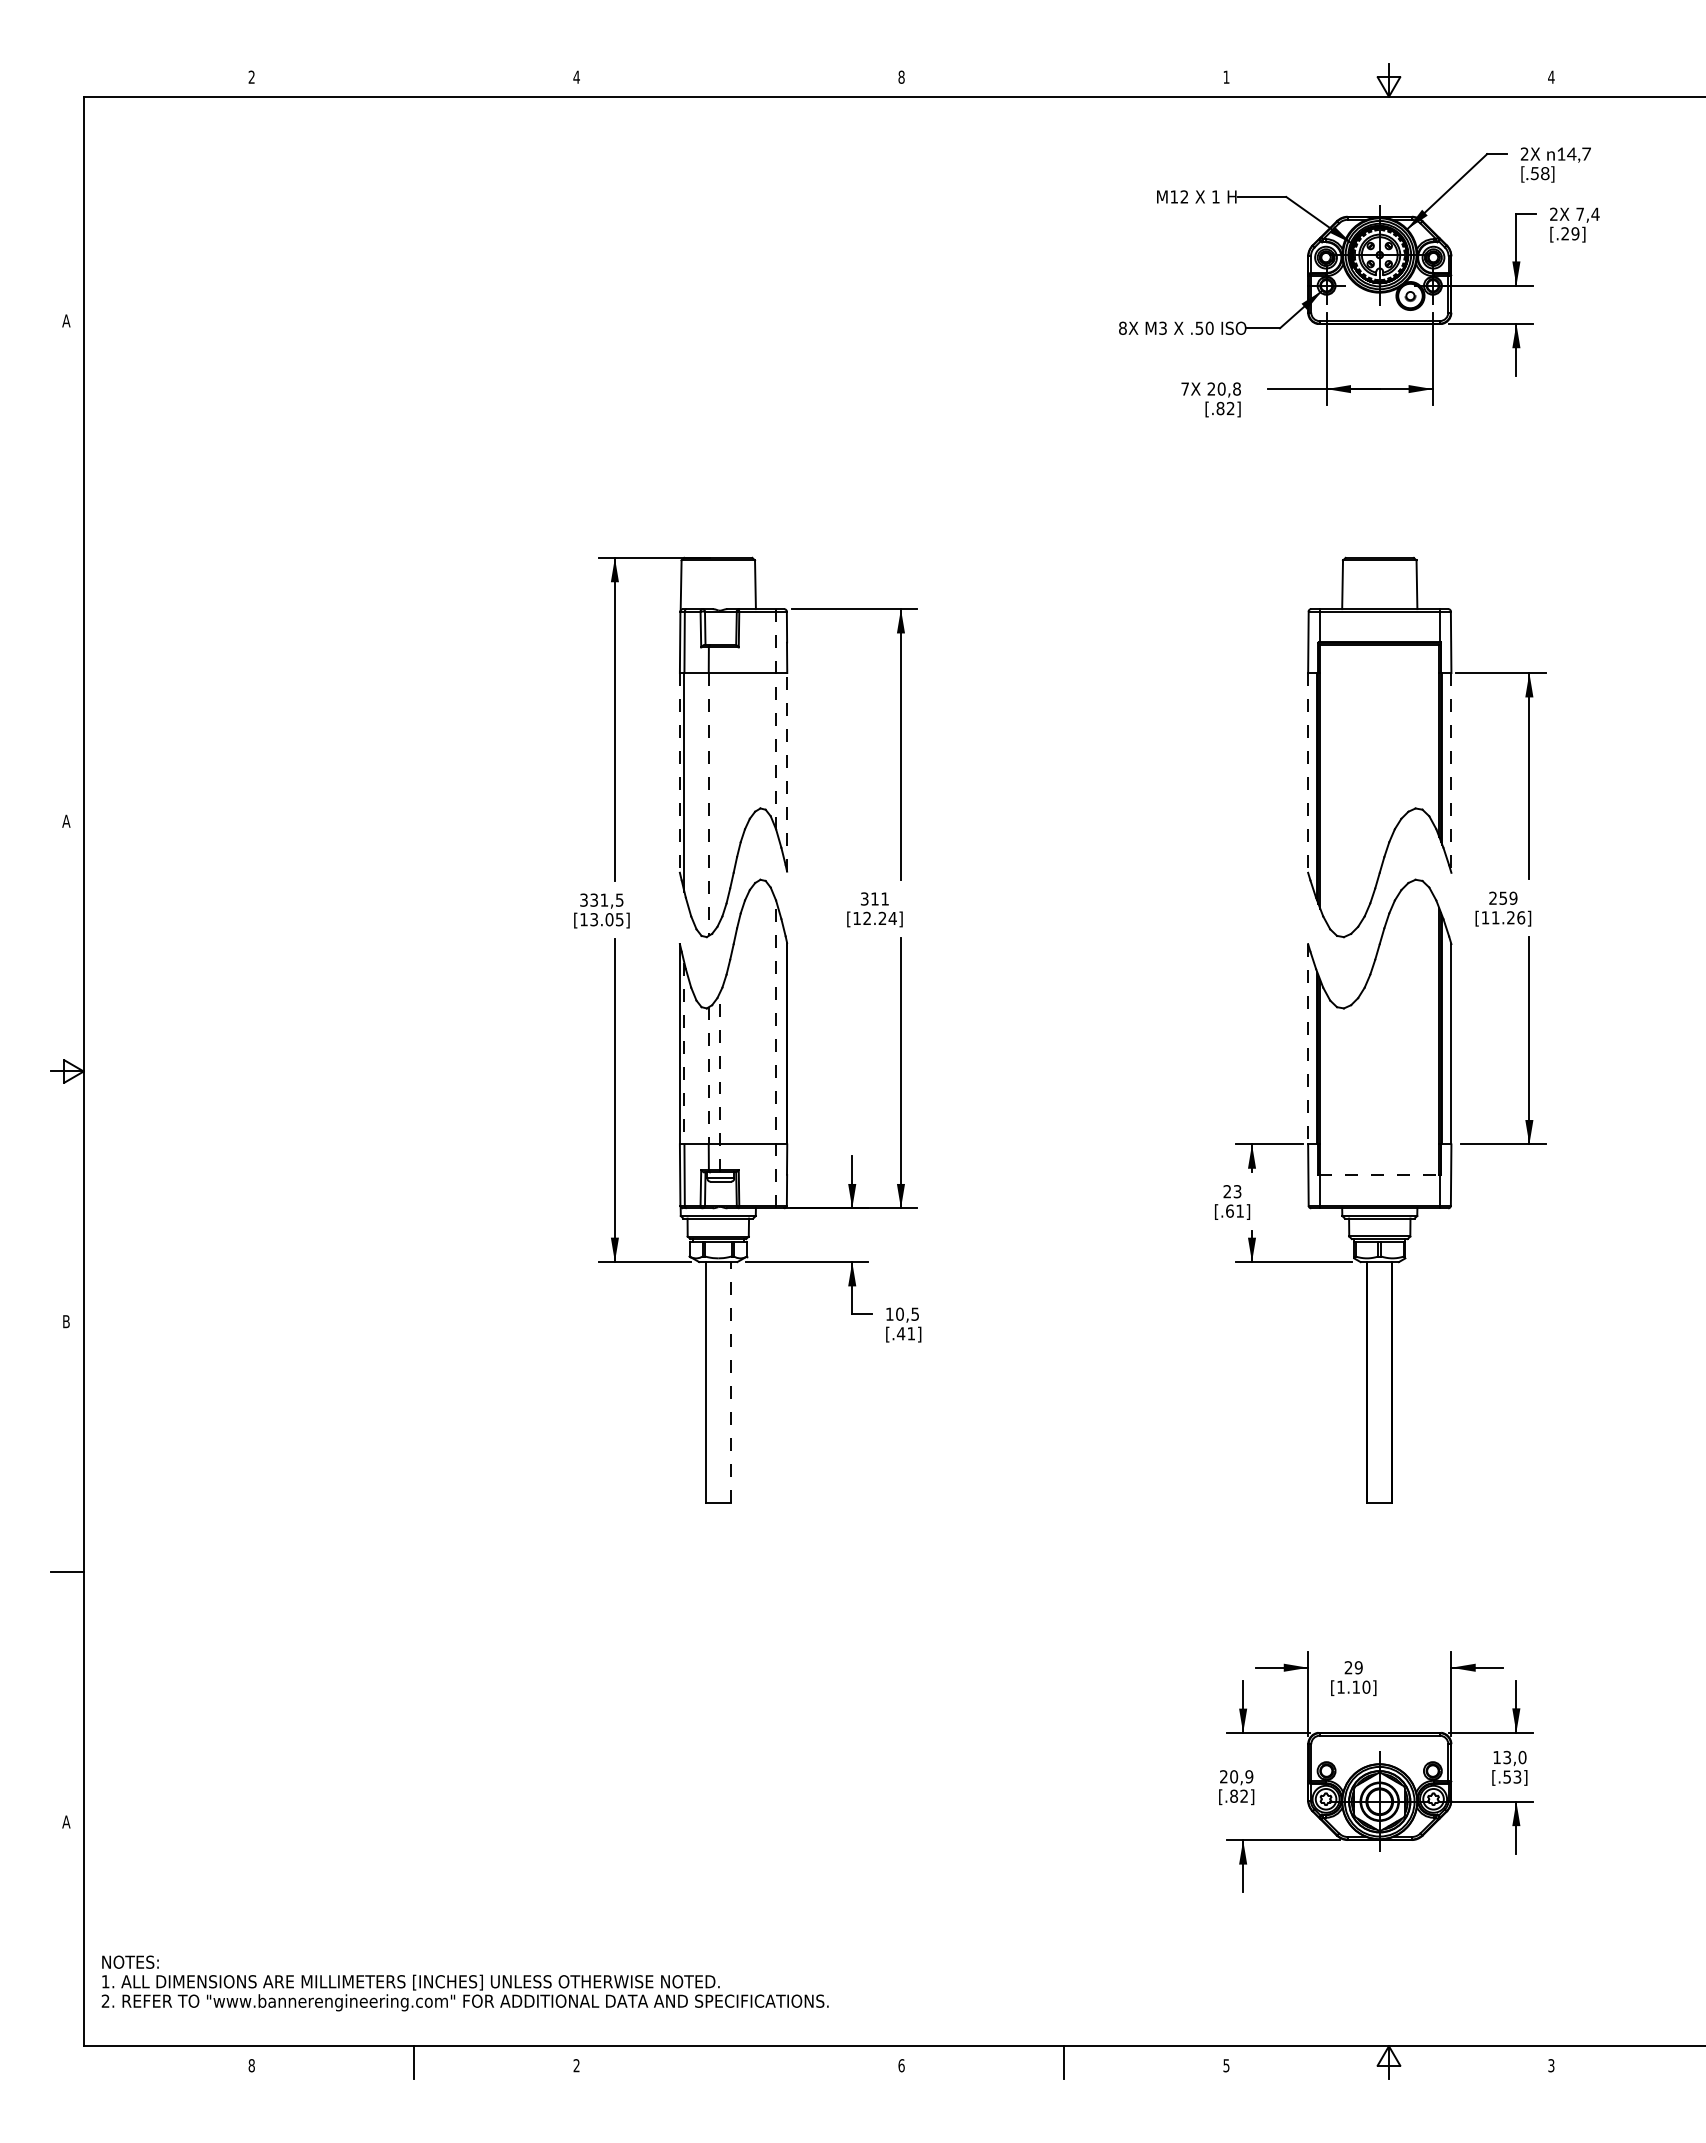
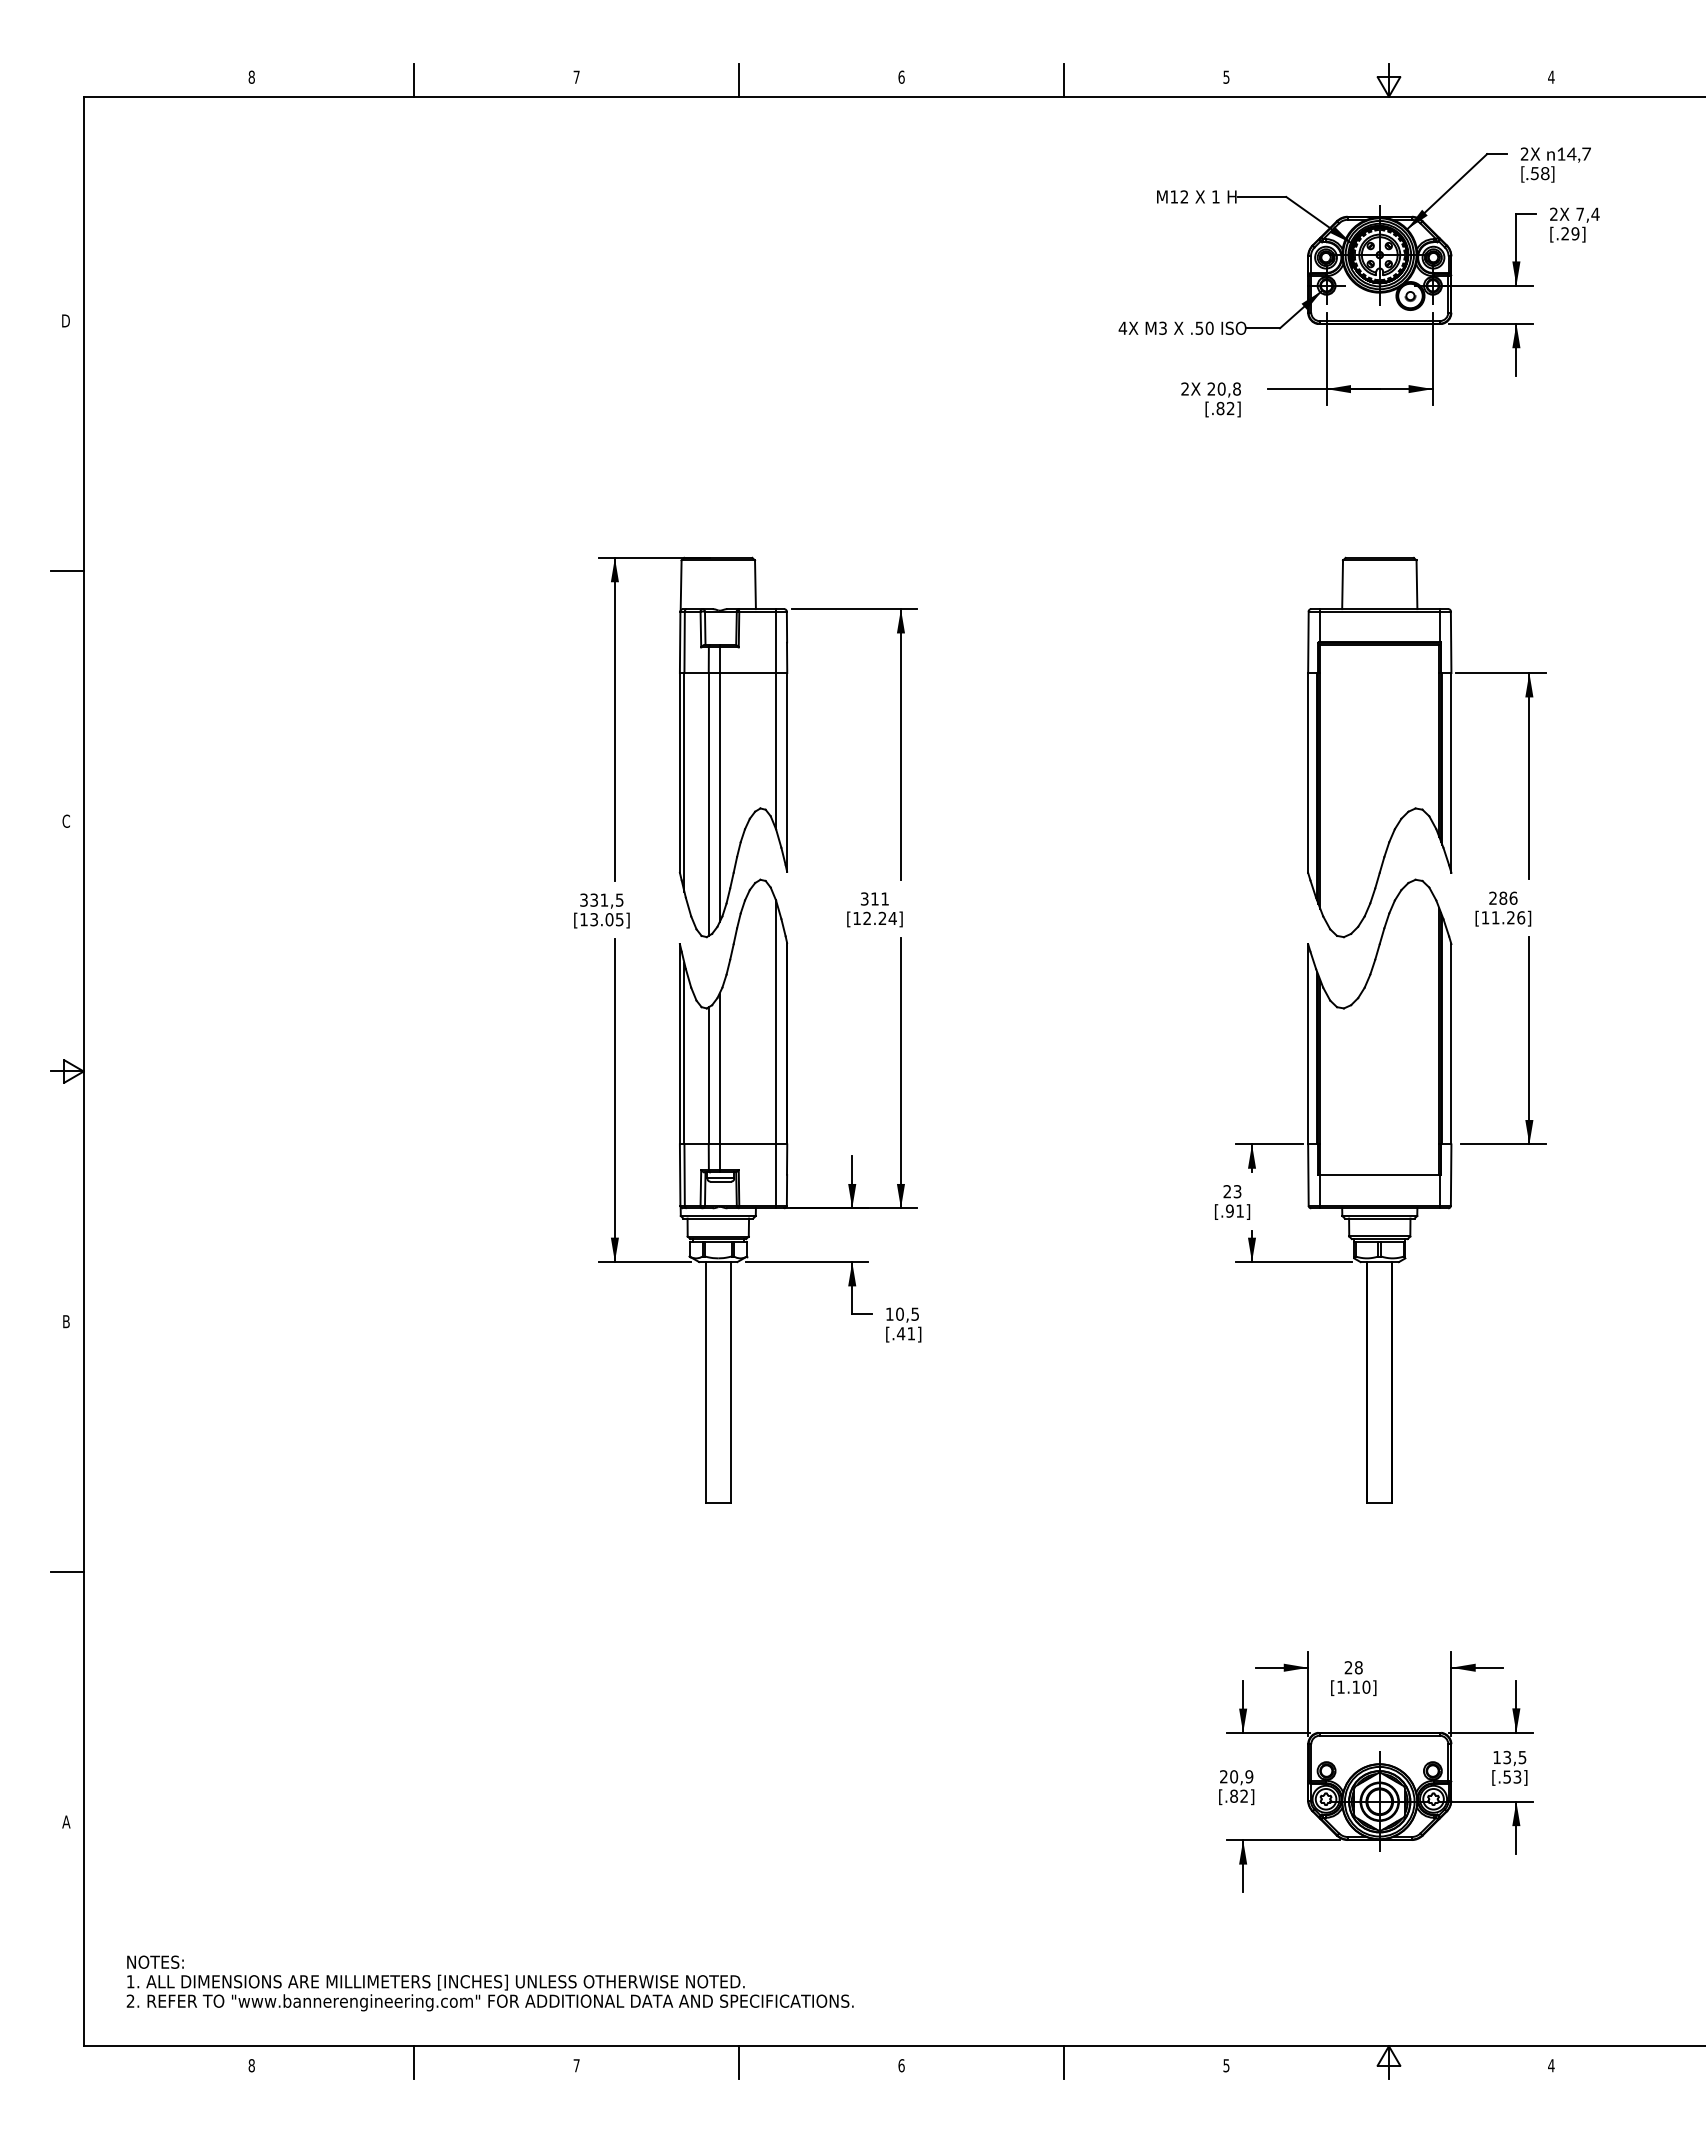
text: 2 -> 8 (251, 76)
text: 4 -> 7 (576, 76)
text: 8 -> 6 (901, 76)
text: 1 -> 5 (1226, 76)
line: none -> present (414, 80)
line: none -> present (739, 80)
line: none -> present (1064, 80)
text: A -> D (66, 320)
text: 8X -> 4X (1122, 327)
text: 7X -> 2X (1184, 388)
line: none -> present (67, 571)
line: dashed -> solid (775, 718)
line: dashed -> solid (787, 771)
line: dashed -> solid (679, 772)
line: dashed -> solid (1308, 772)
line: dashed -> solid (1451, 772)
line: none -> present (719, 783)
line: dashed -> solid (708, 804)
text: A -> C (66, 820)
text: 259 -> 286 (1508, 897)
line: dashed -> solid (1308, 1044)
line: dashed -> solid (684, 1053)
line: dashed -> solid (775, 1053)
line: dashed -> solid (708, 1075)
line: dashed -> solid (719, 1082)
line: dashed -> solid (1379, 1175)
text: [.61] -> [.91] (1229, 1210)
line: dashed -> solid (730, 1381)
text: 29 -> 28 (1358, 1667)
text: 13,0 -> 13,5 (1522, 1757)
text position: (464, 1983) -> (489, 1983) (489, 1983)
line: none -> present (739, 2062)
text: 2 -> 7 (576, 2065)
text: 3 -> 4 (1551, 2065)
